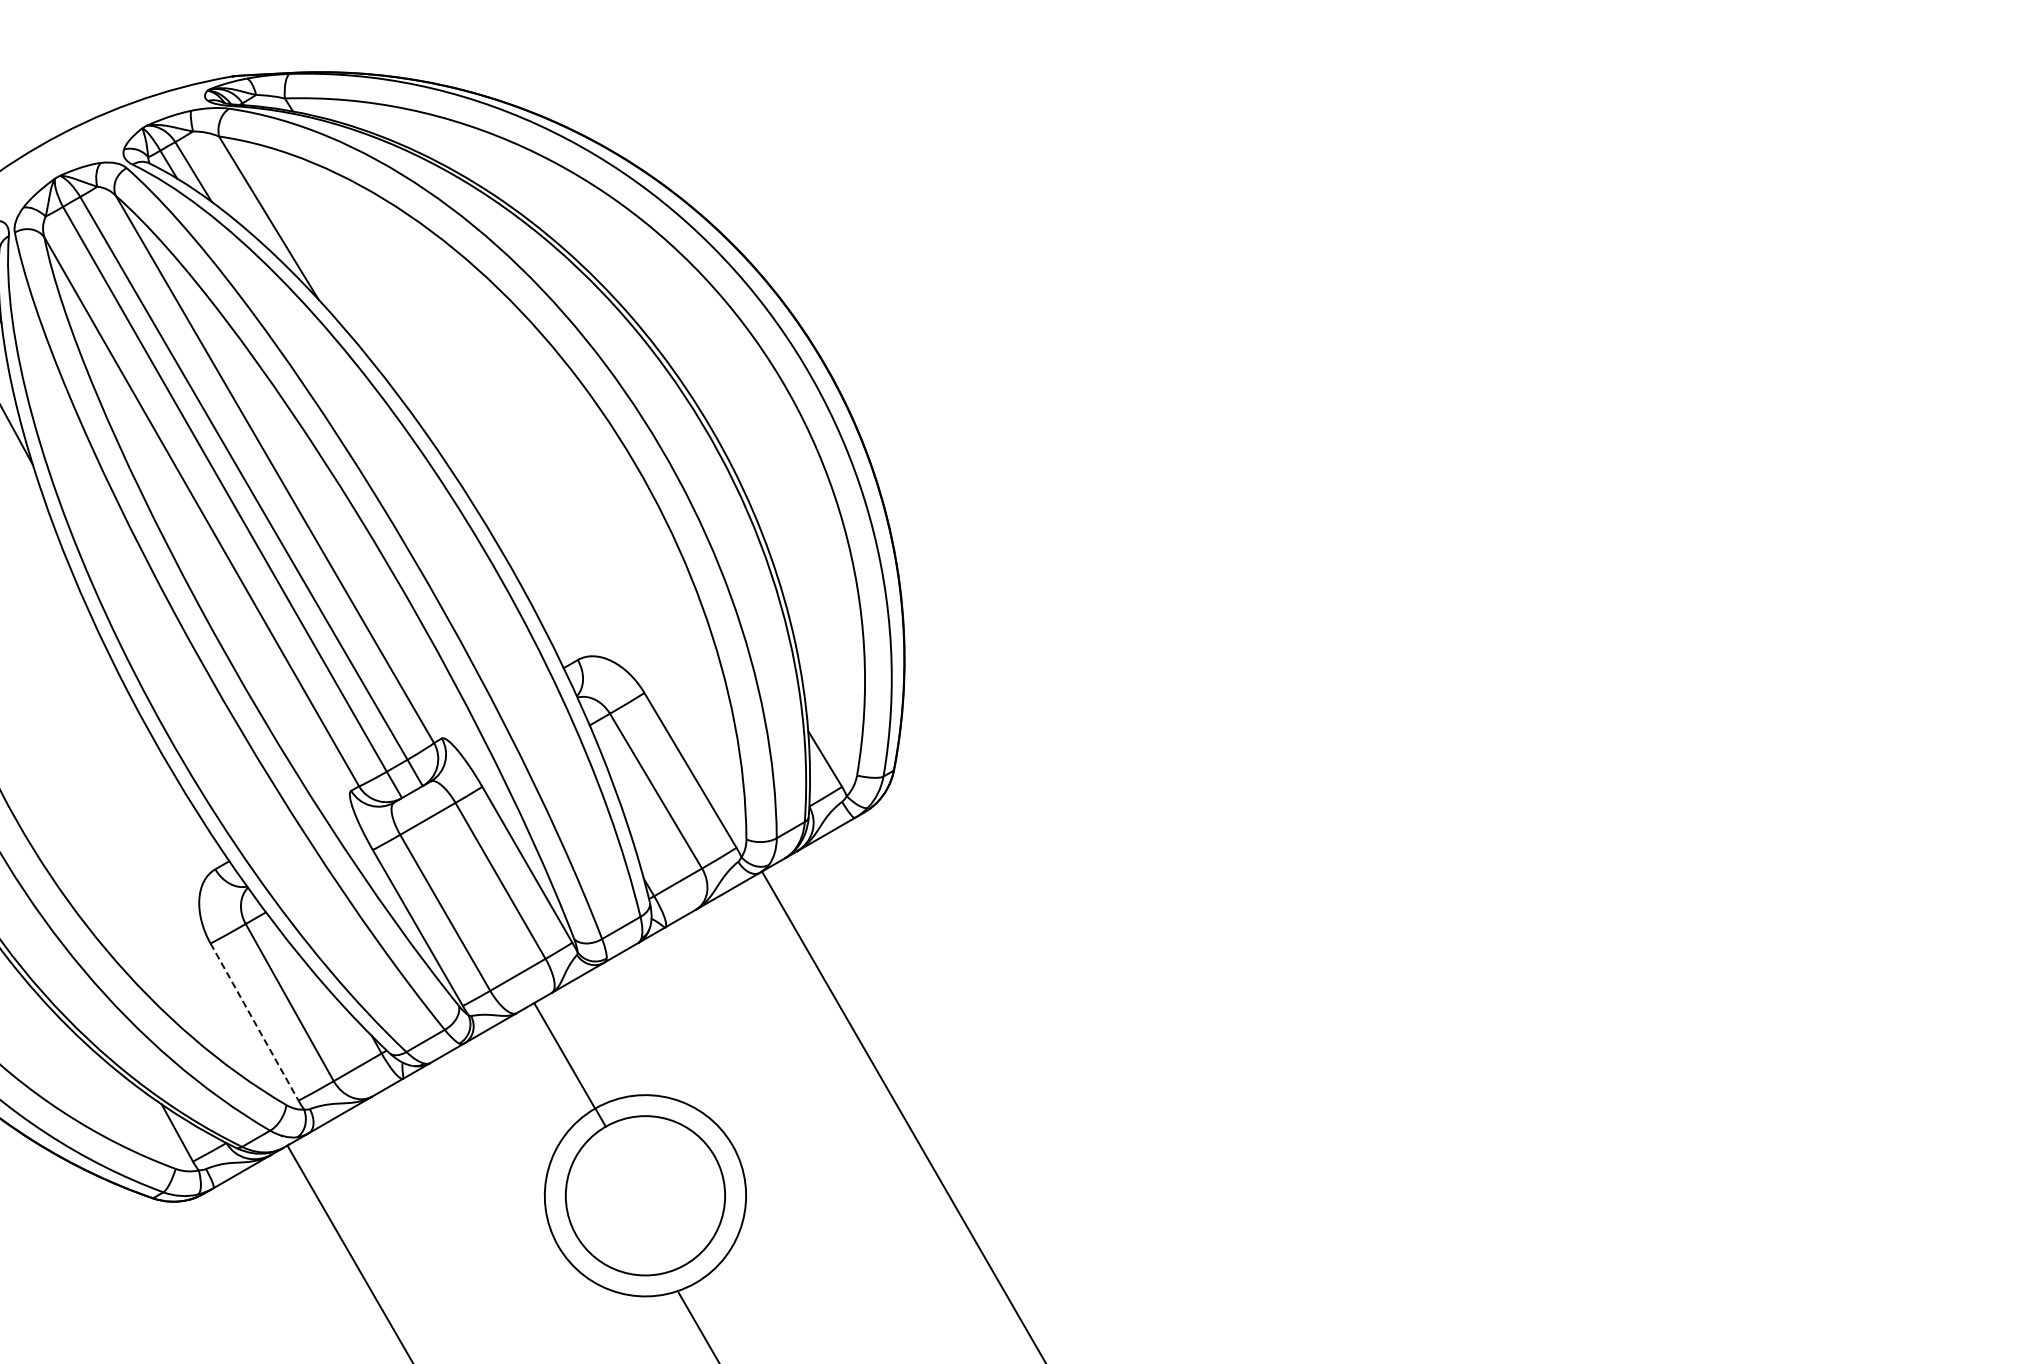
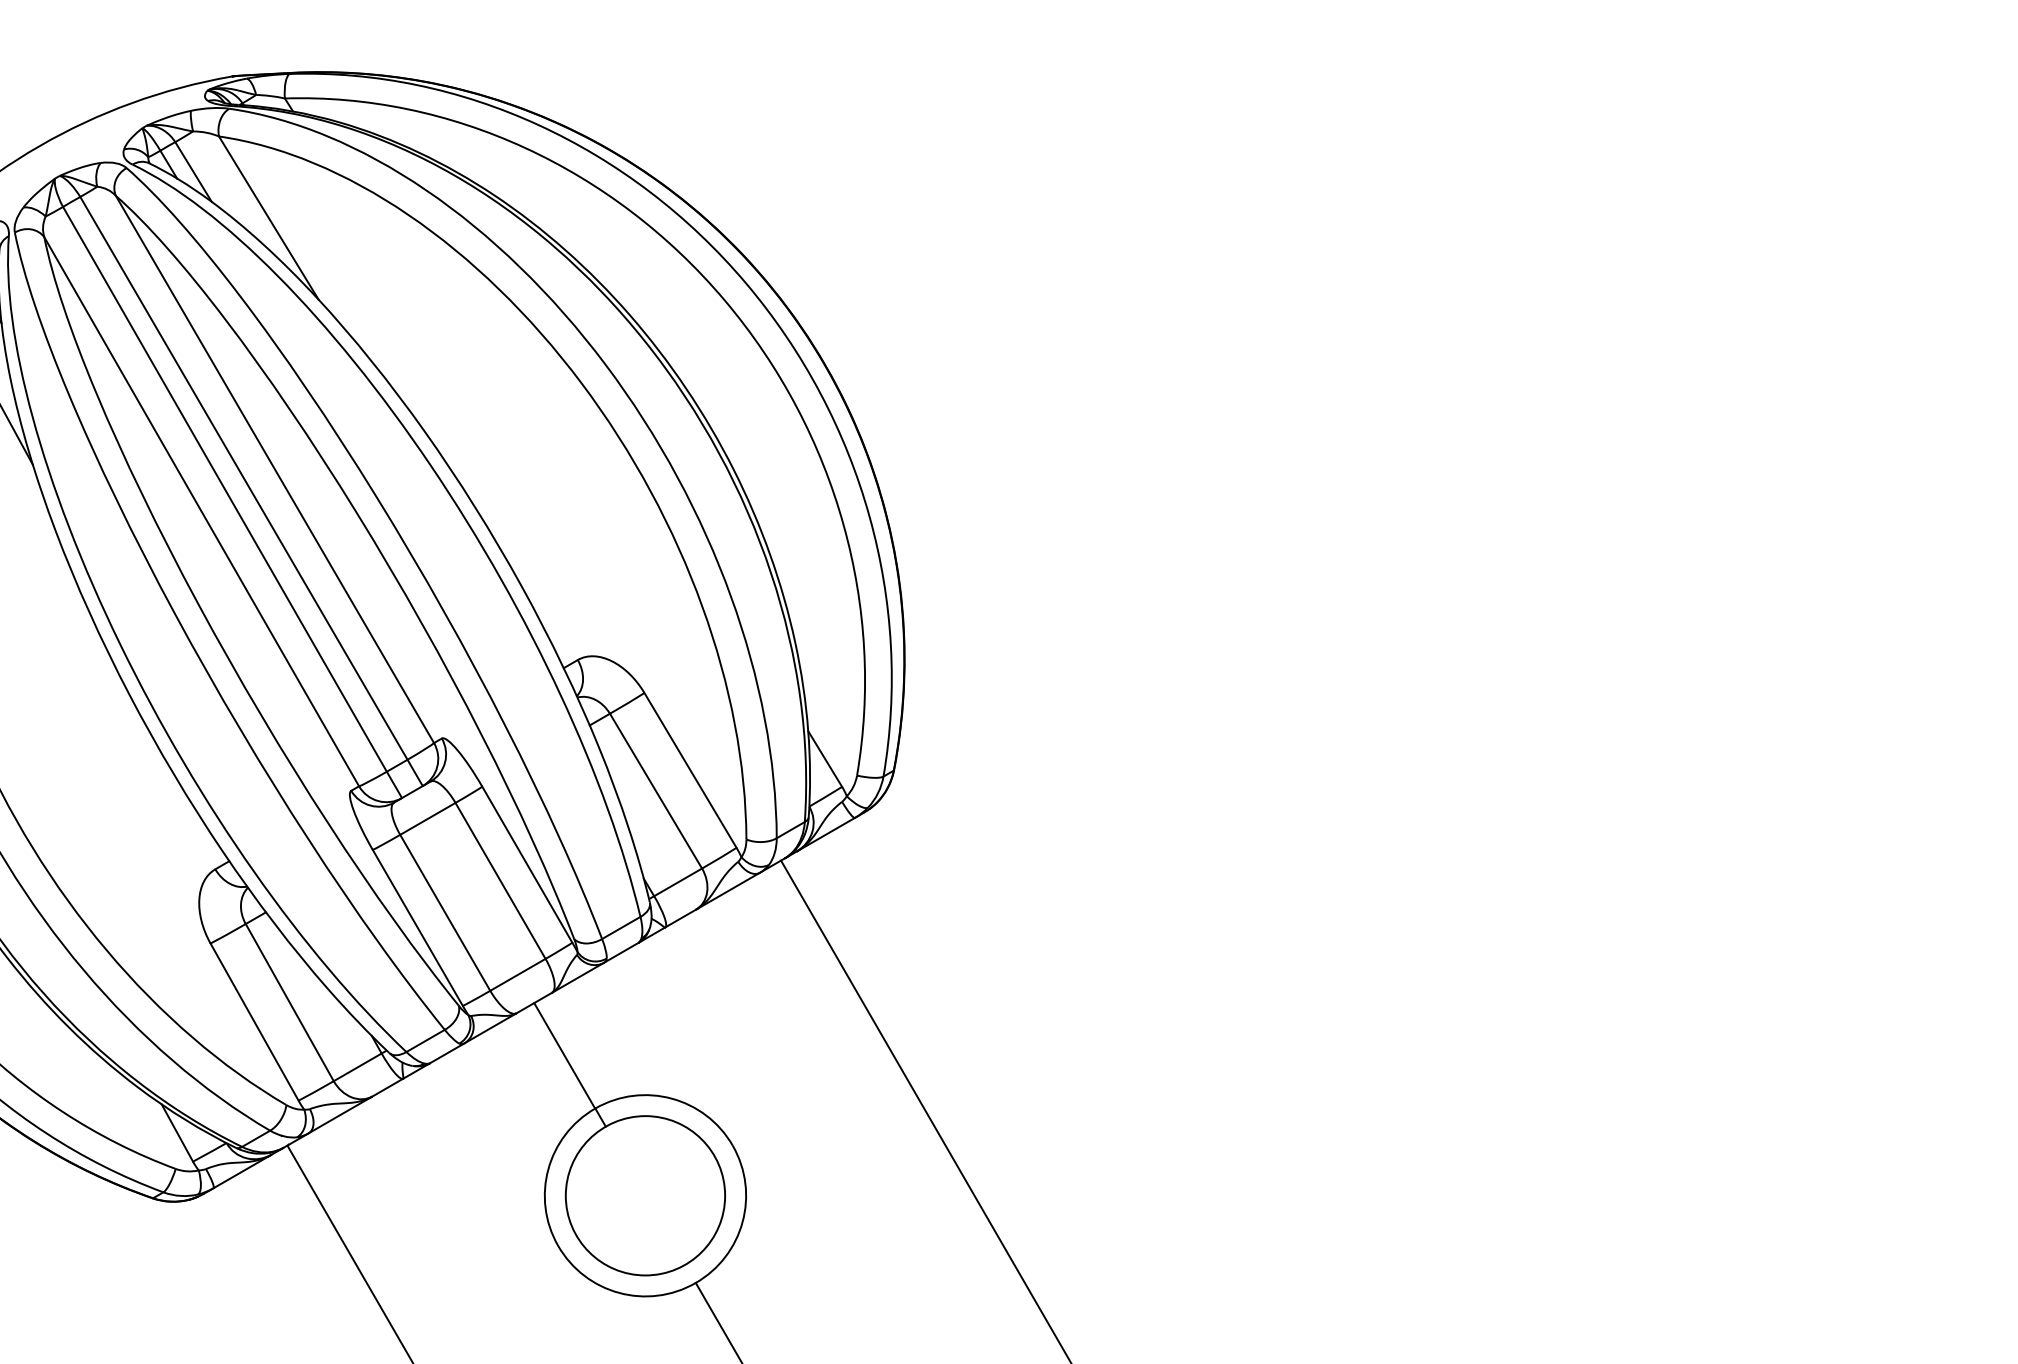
line: dashed -> solid (254, 1022)
line position: (903, 1115) -> (925, 1110) (925, 1110)
line position: (697, 1326) -> (717, 1321) (717, 1321)
